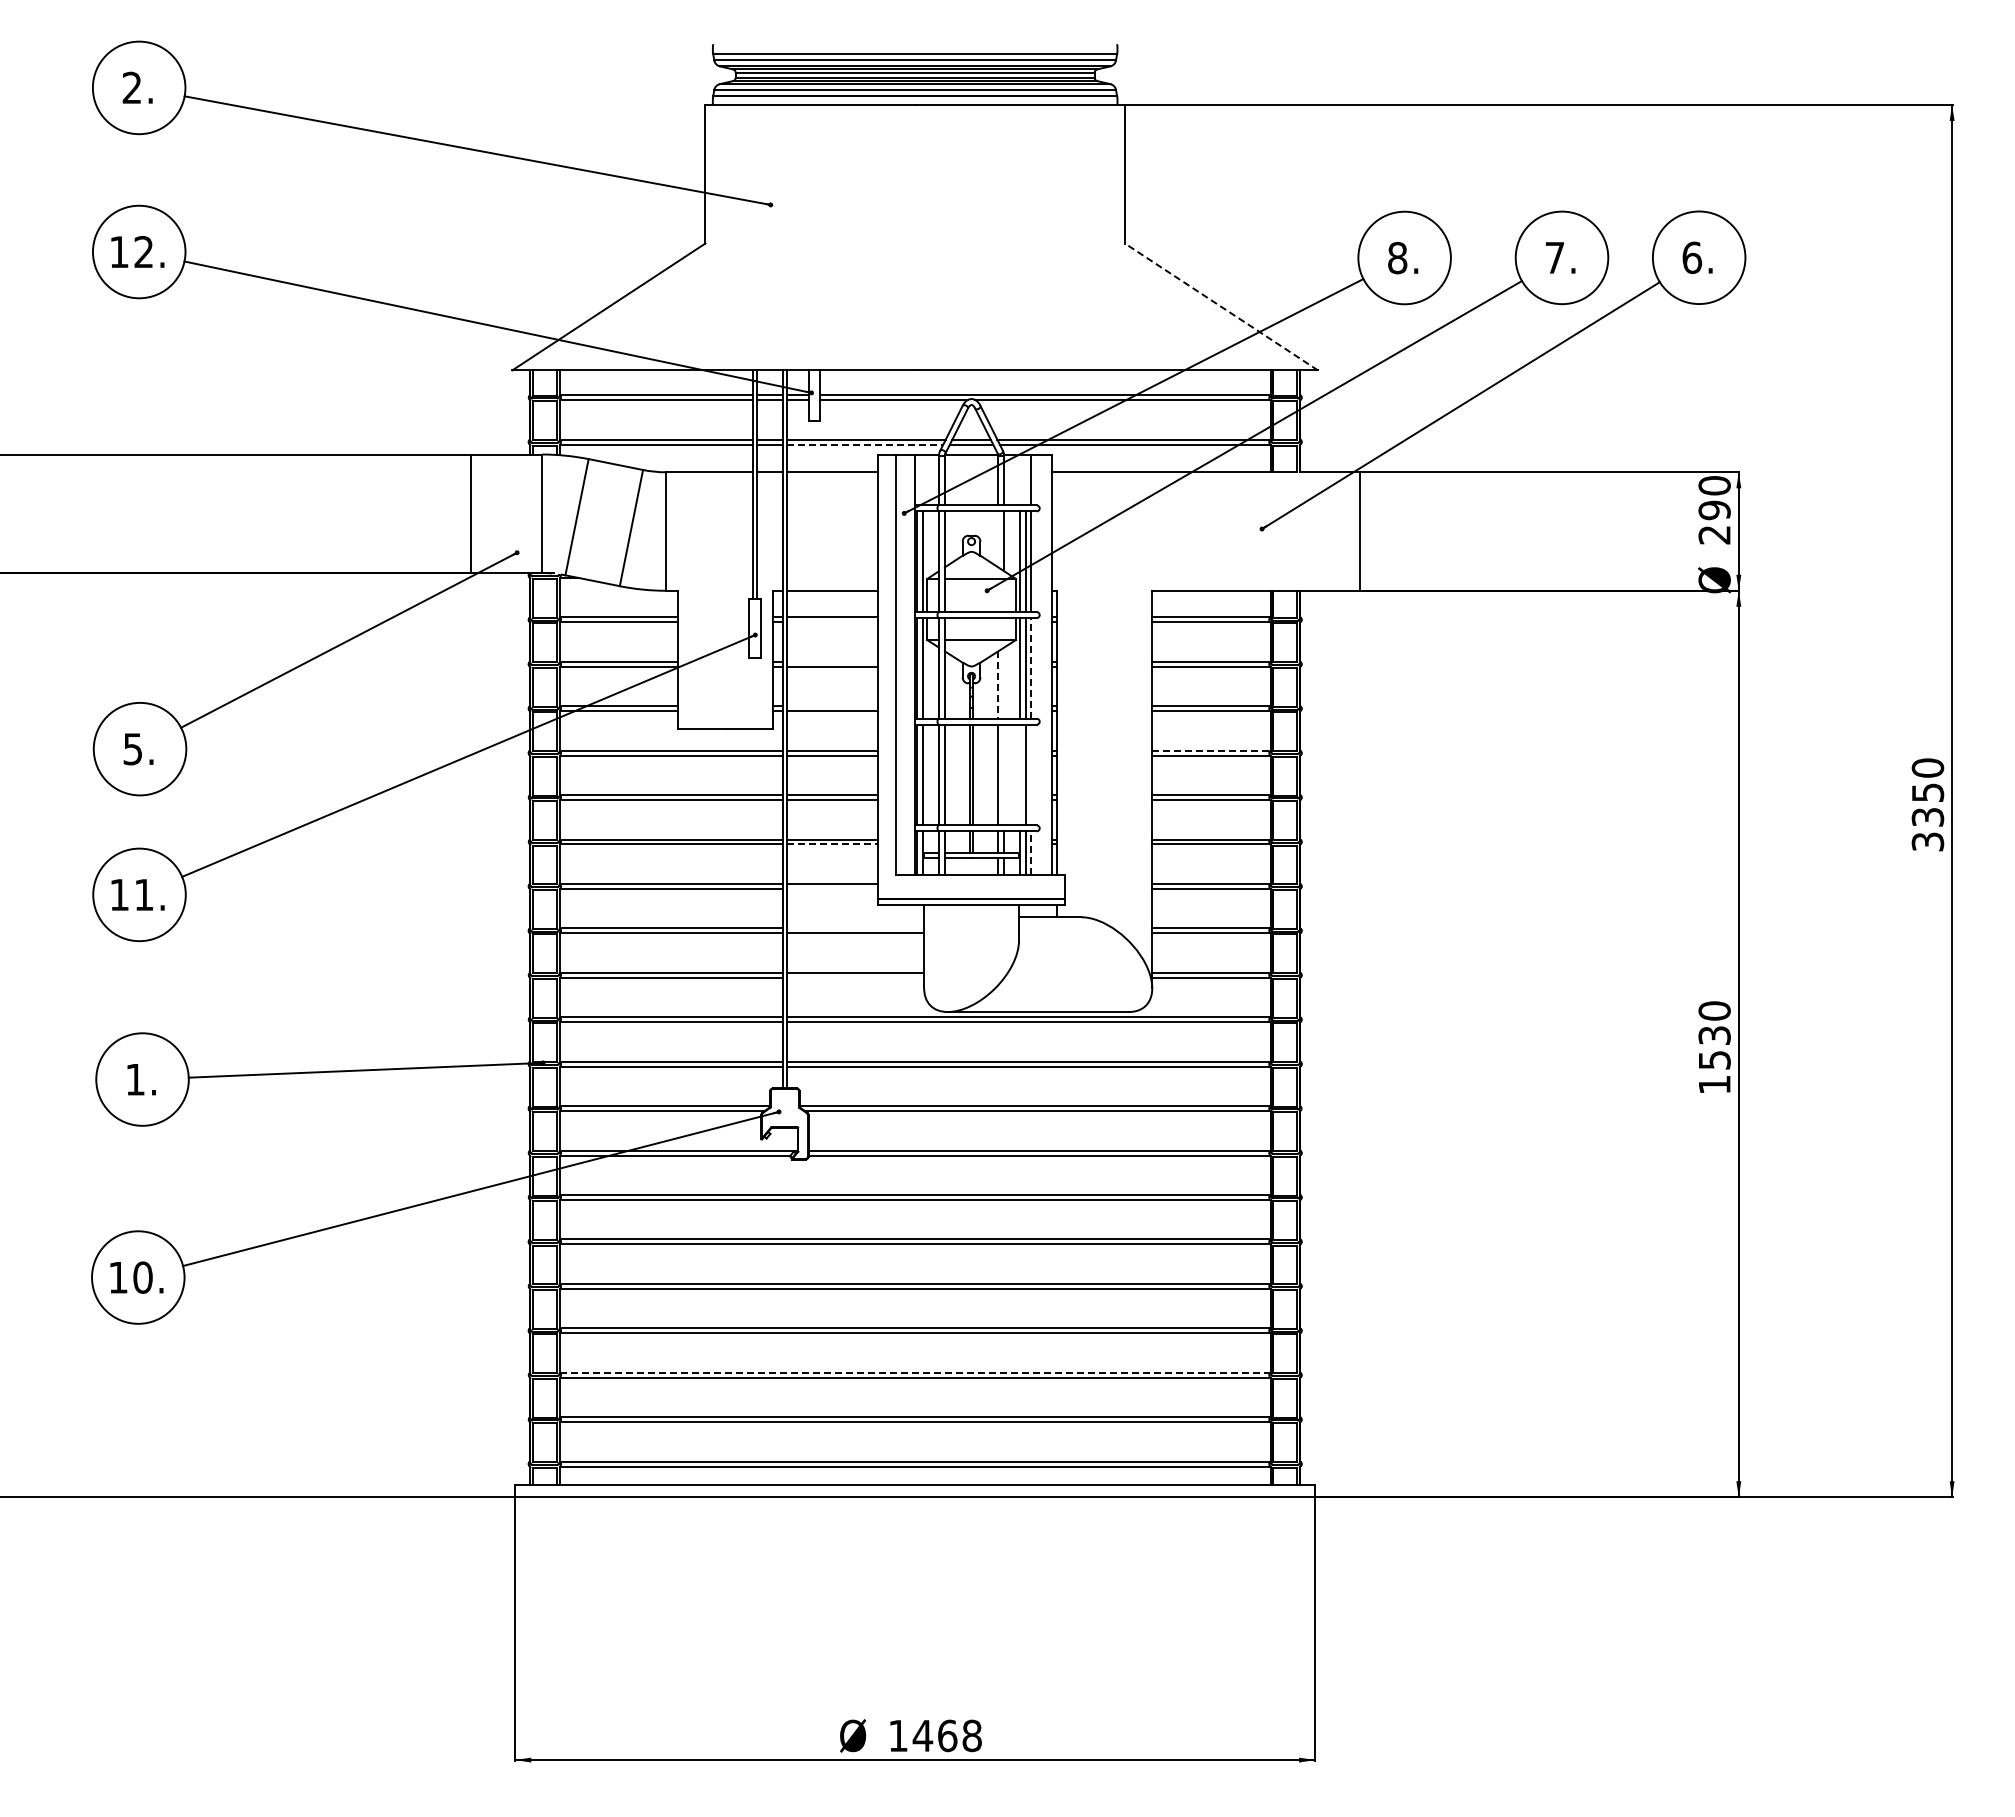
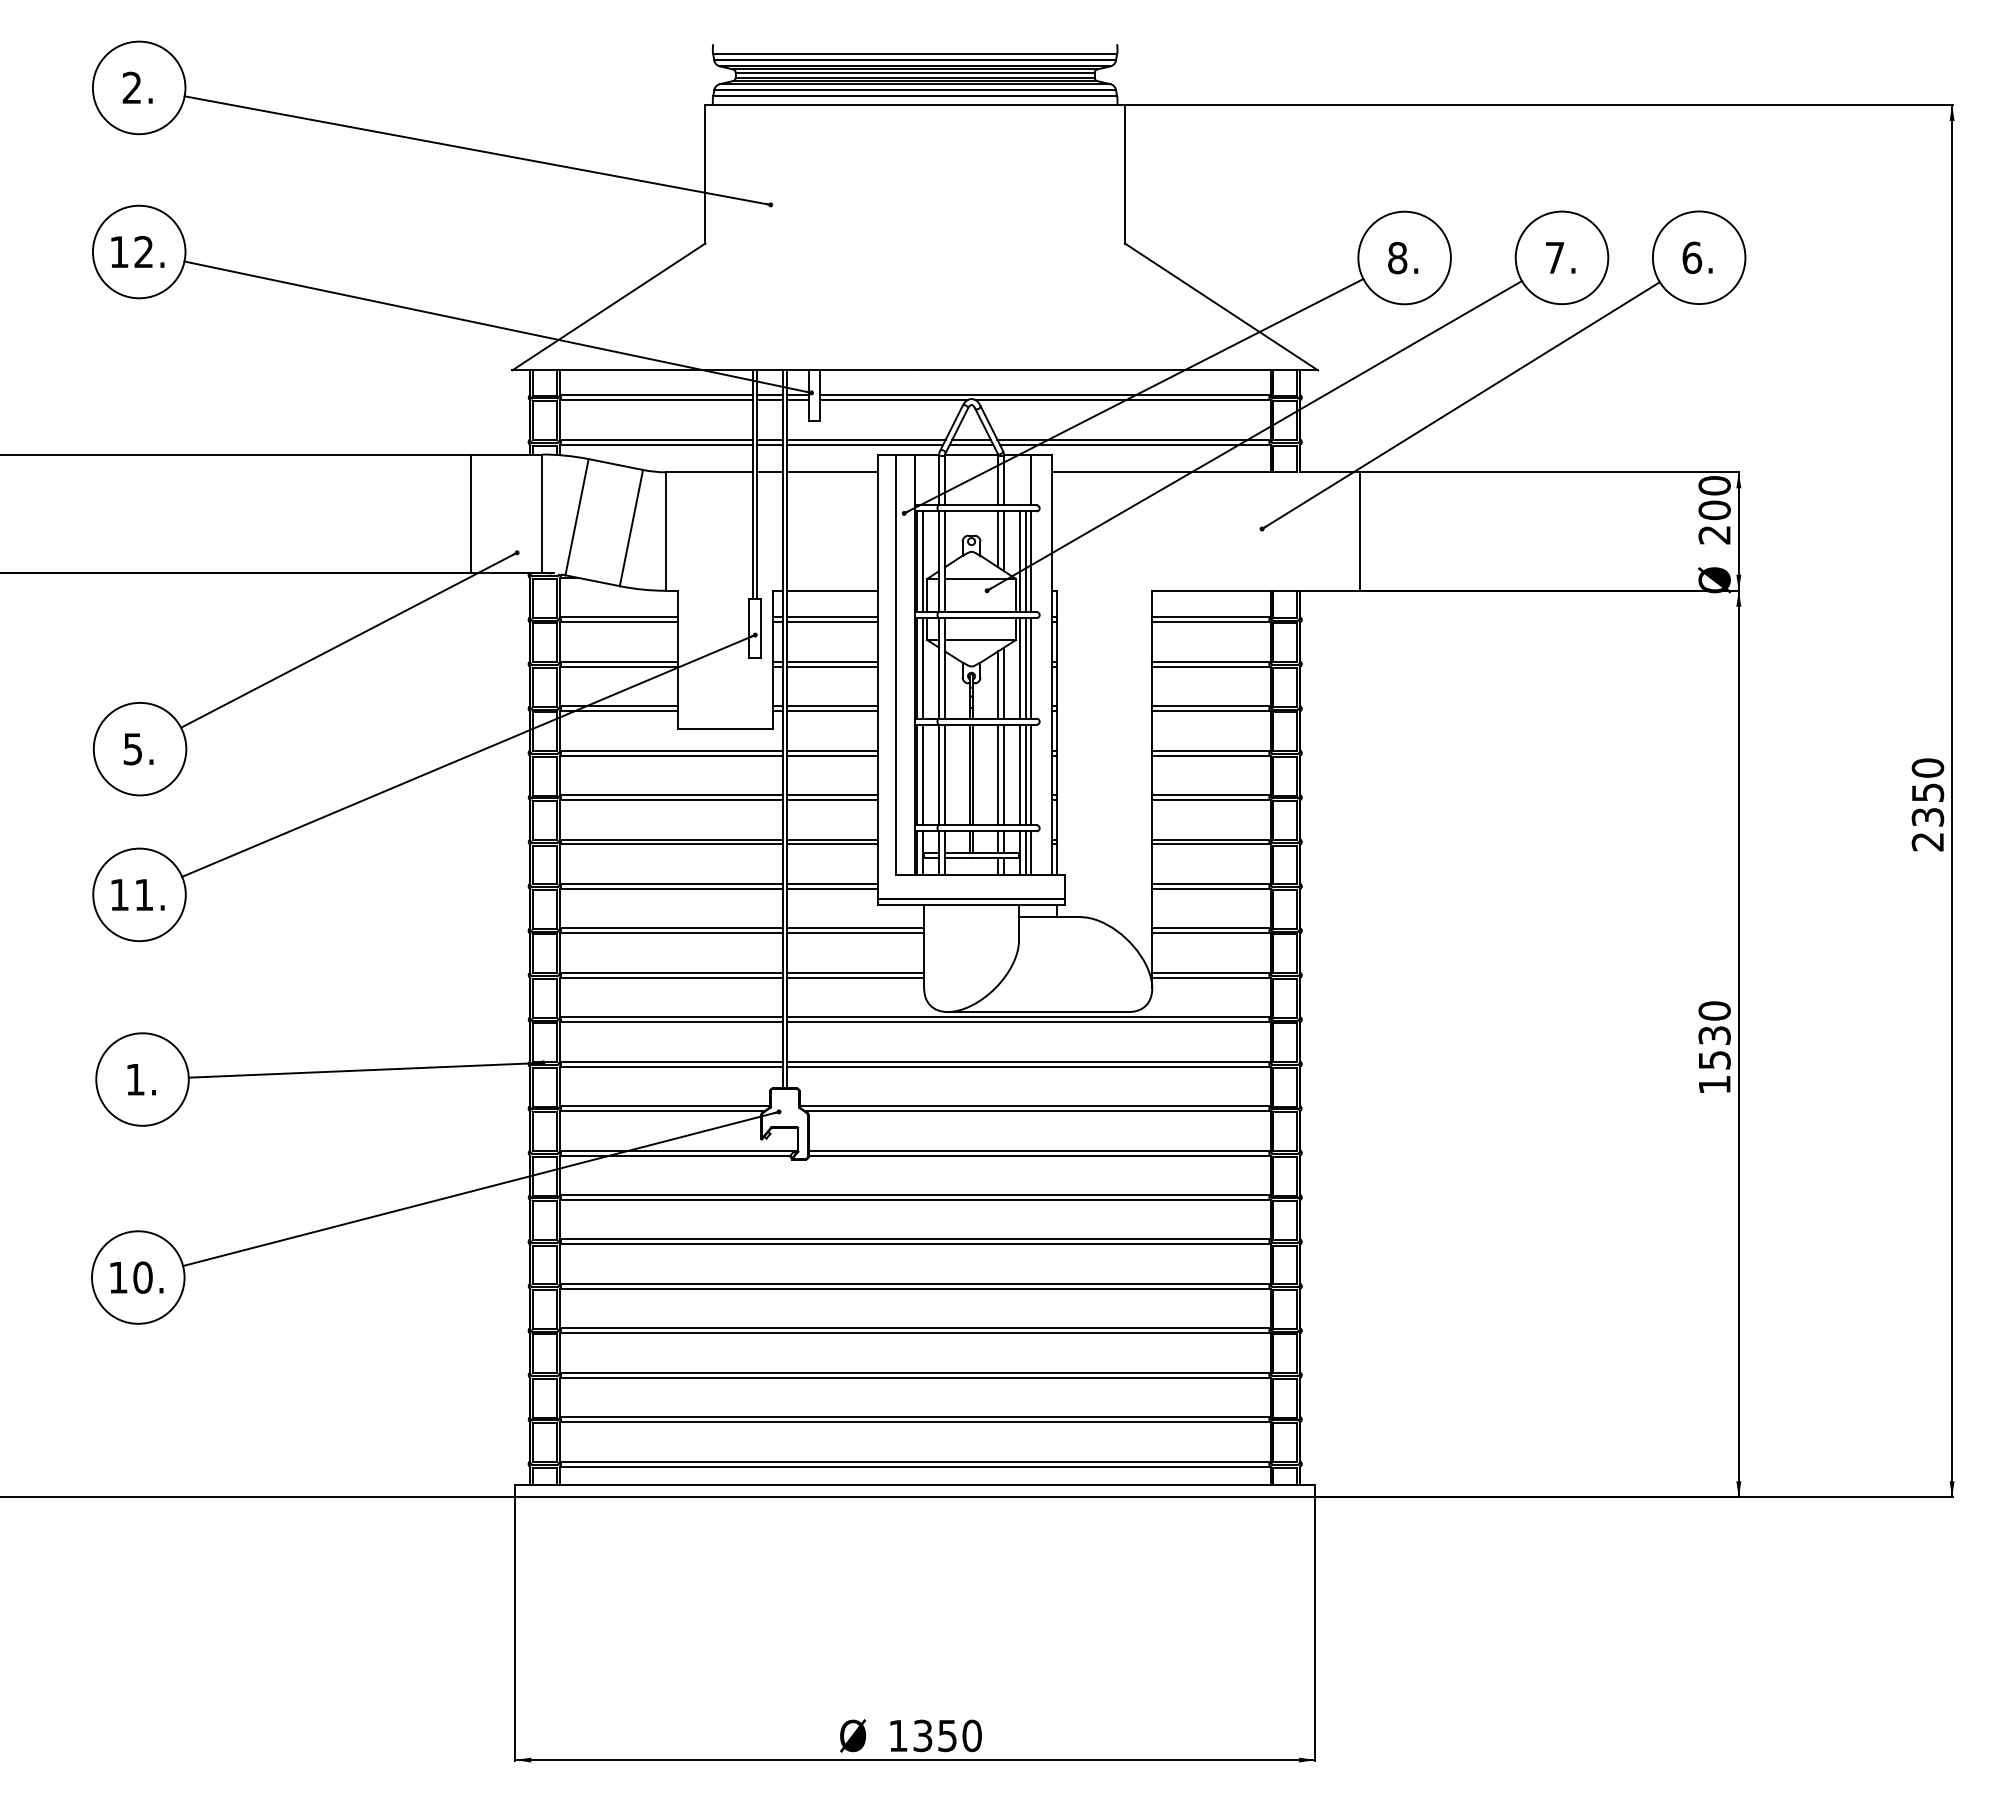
line: dashed -> solid (1221, 306)
line: dashed -> solid (865, 444)
text: 290 -> 200 (1714, 510)
line: none -> present (998, 539)
line: none -> present (832, 622)
line: none -> present (832, 661)
line: dashed -> solid (1031, 667)
line: none -> present (1004, 682)
line: dashed -> solid (998, 685)
line: none -> present (832, 706)
line: dashed -> solid (1211, 750)
line: none -> present (1004, 774)
line: none -> present (1019, 774)
line: none -> present (1031, 774)
text: 3350 -> 2350 (1928, 841)
line: dashed -> solid (832, 844)
line: dashed -> solid (1031, 853)
line: none -> present (832, 888)
line: none -> present (855, 928)
line: none -> present (855, 977)
line: dashed -> solid (915, 1372)
text: 1468 -> 1350 (946, 1735)
